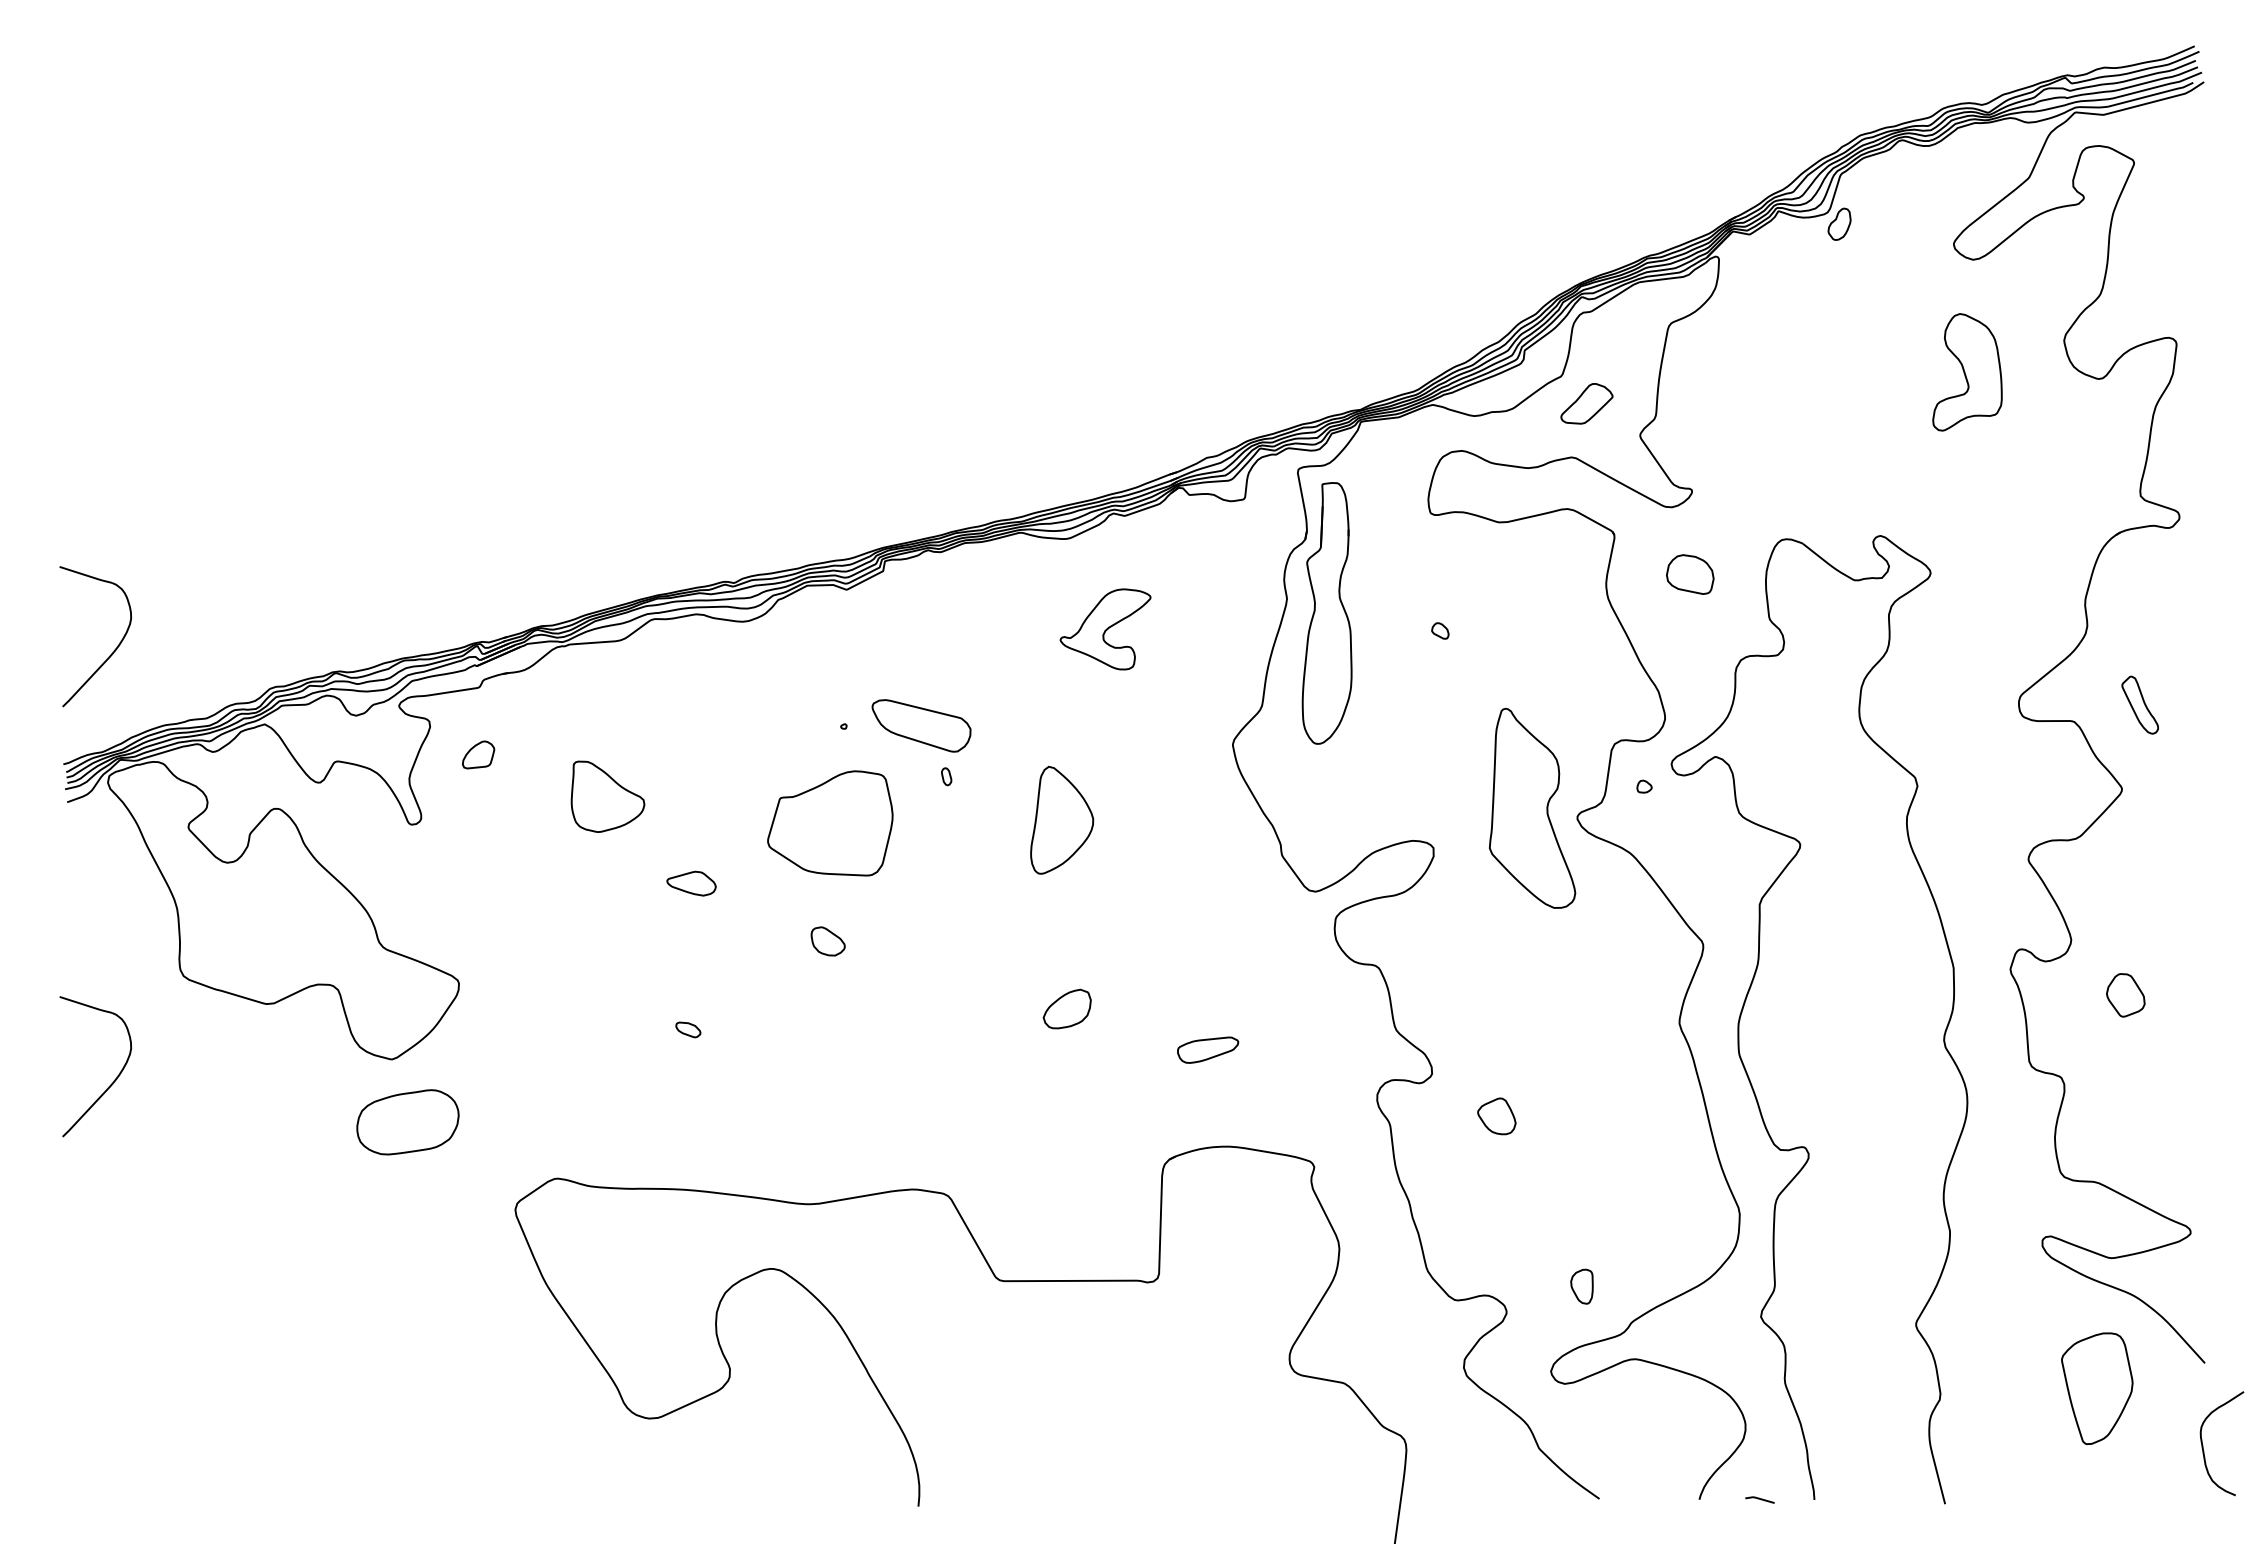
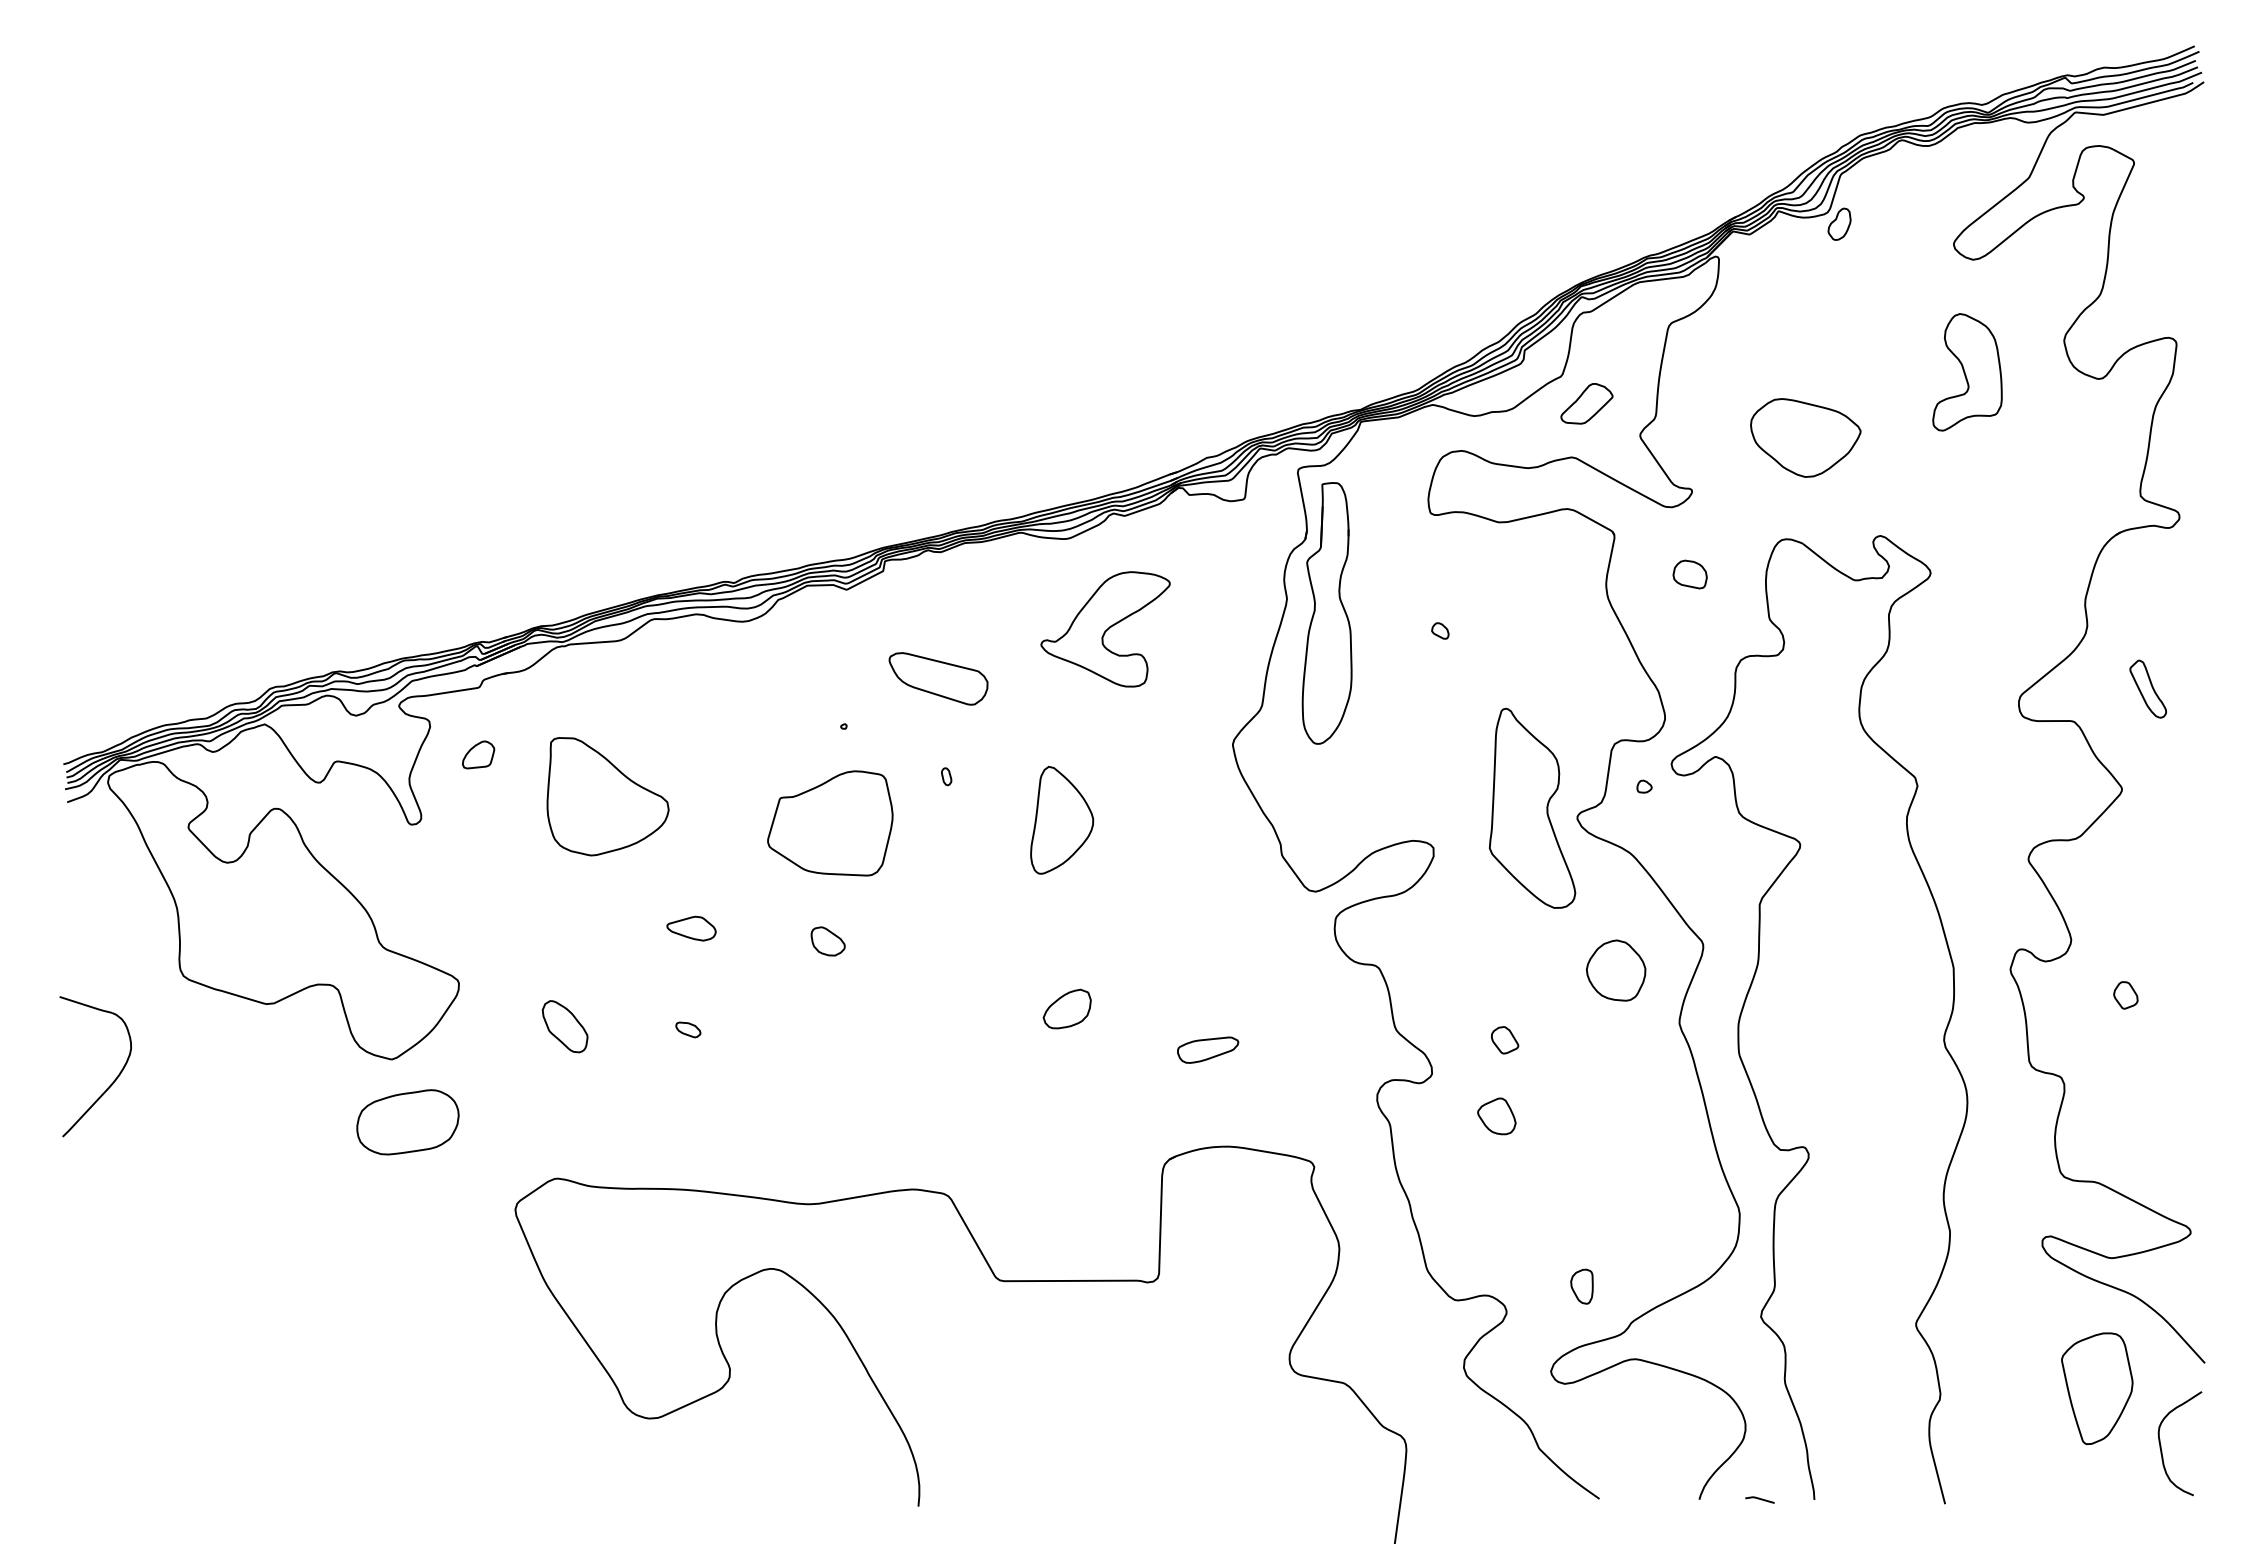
part: none -> present (1805, 437)
part size: 49x41 px -> 36x31 px (1689, 574)
part size: 93x83 px -> 131x117 px (1105, 629)
part: present -> none (114, 649)
part position: (2139, 704) -> (2147, 688) (2147, 688)
part position: (921, 725) -> (938, 678) (938, 678)
part size: 76x73 px -> 124x120 px (607, 796)
part position: (691, 883) -> (691, 928) (691, 928)
part: none -> present (1616, 970)
part size: 40x45 px -> 26x29 px (2125, 995)
part: none -> present (564, 1026)
part: none -> present (1505, 1040)
curve position: (2203, 1445) -> (2161, 1445) (2161, 1445)
